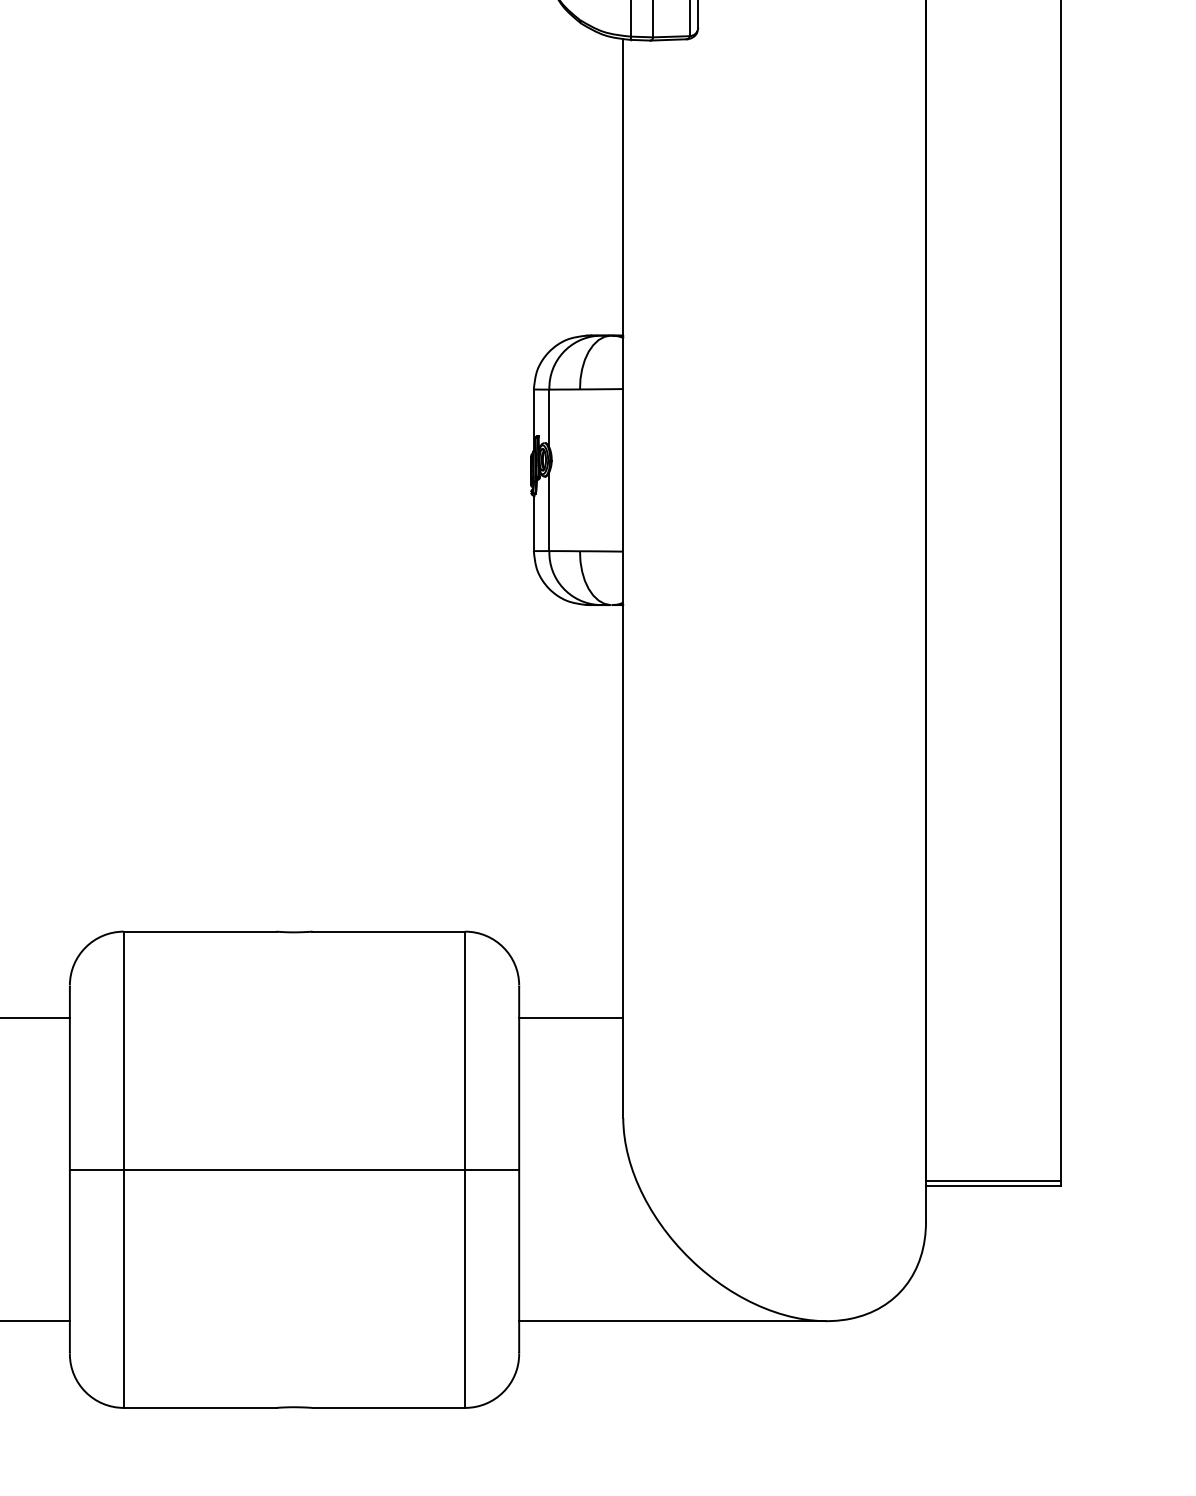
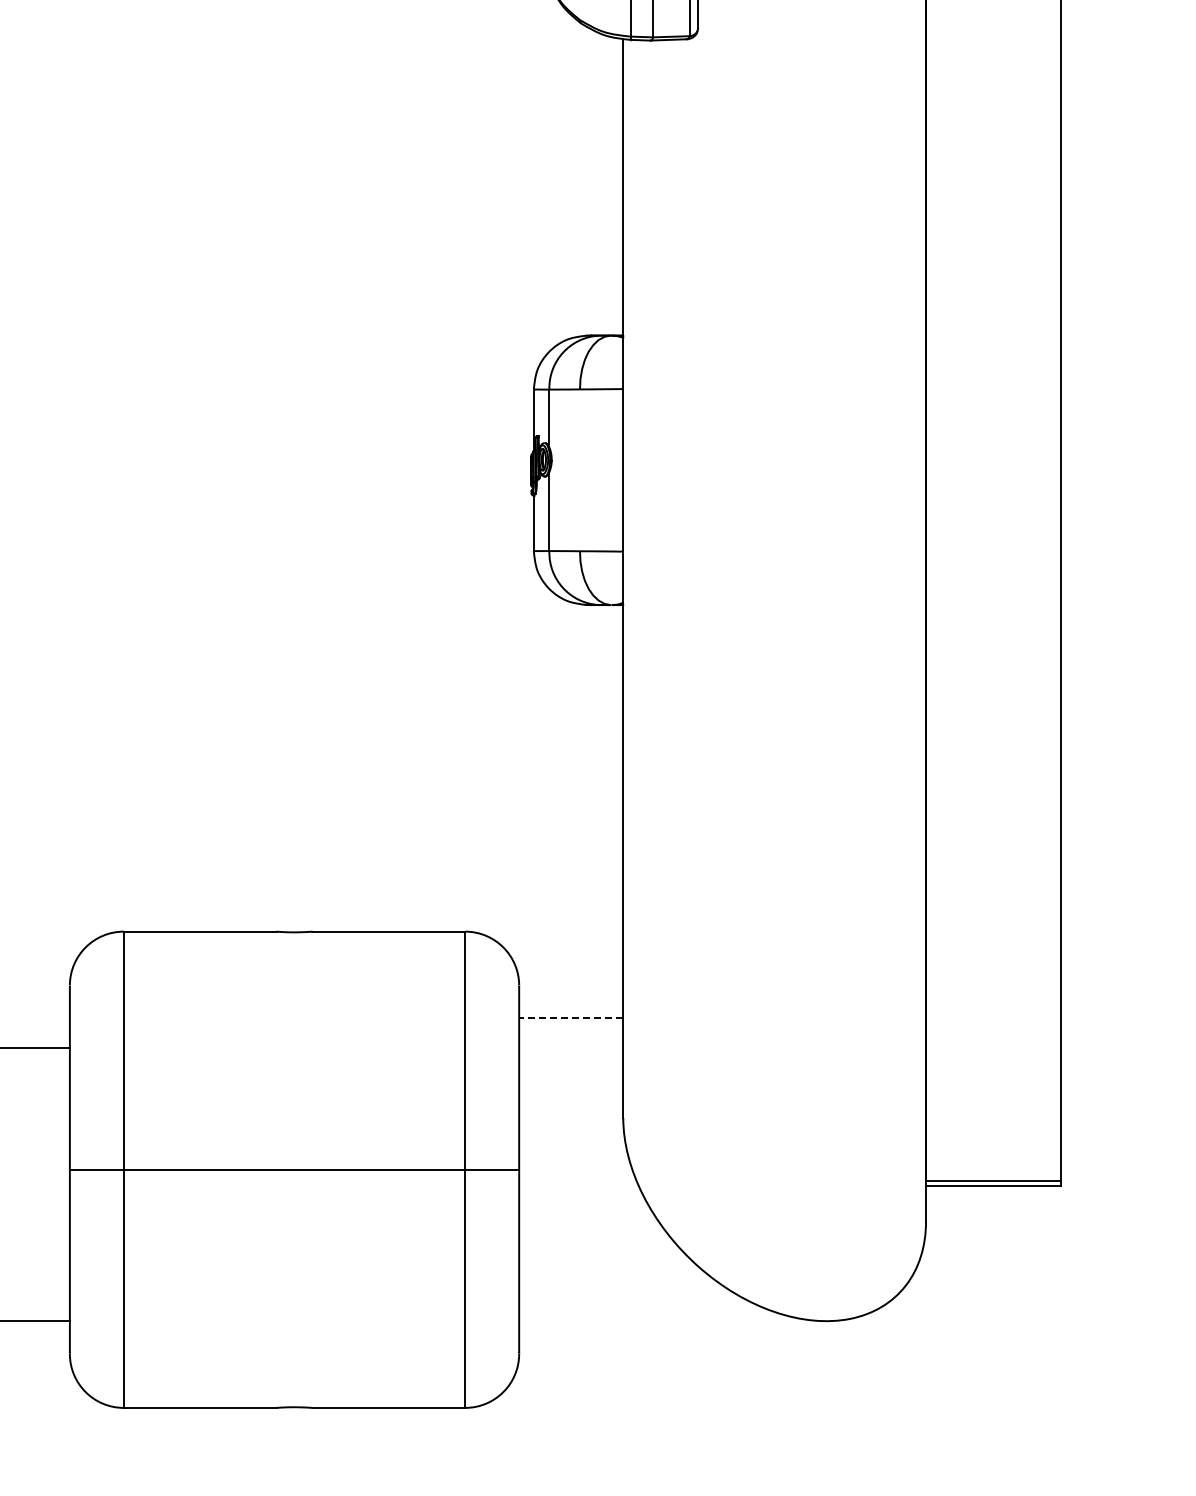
line position: (35, 1018) -> (35, 1048) (35, 1048)
line: solid -> dashed (570, 1018)
line: present -> none (672, 1321)
